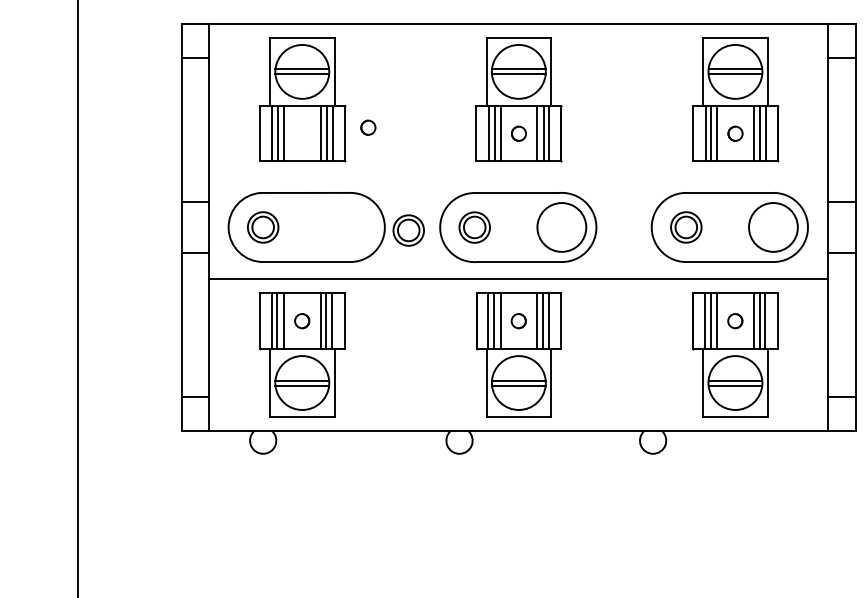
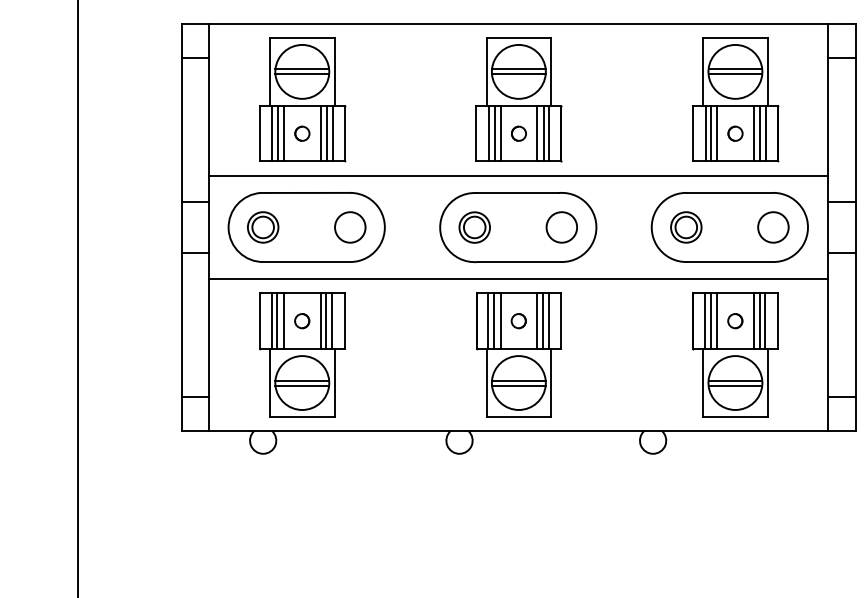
part position: (368, 127) -> (302, 133) (302, 133)
line: none -> present (518, 175)
circle: none -> present (350, 227)
circle diameter: 49 px -> 31 px (561, 227)
circle diameter: 49 px -> 31 px (773, 227)
part: present -> none (408, 230)
